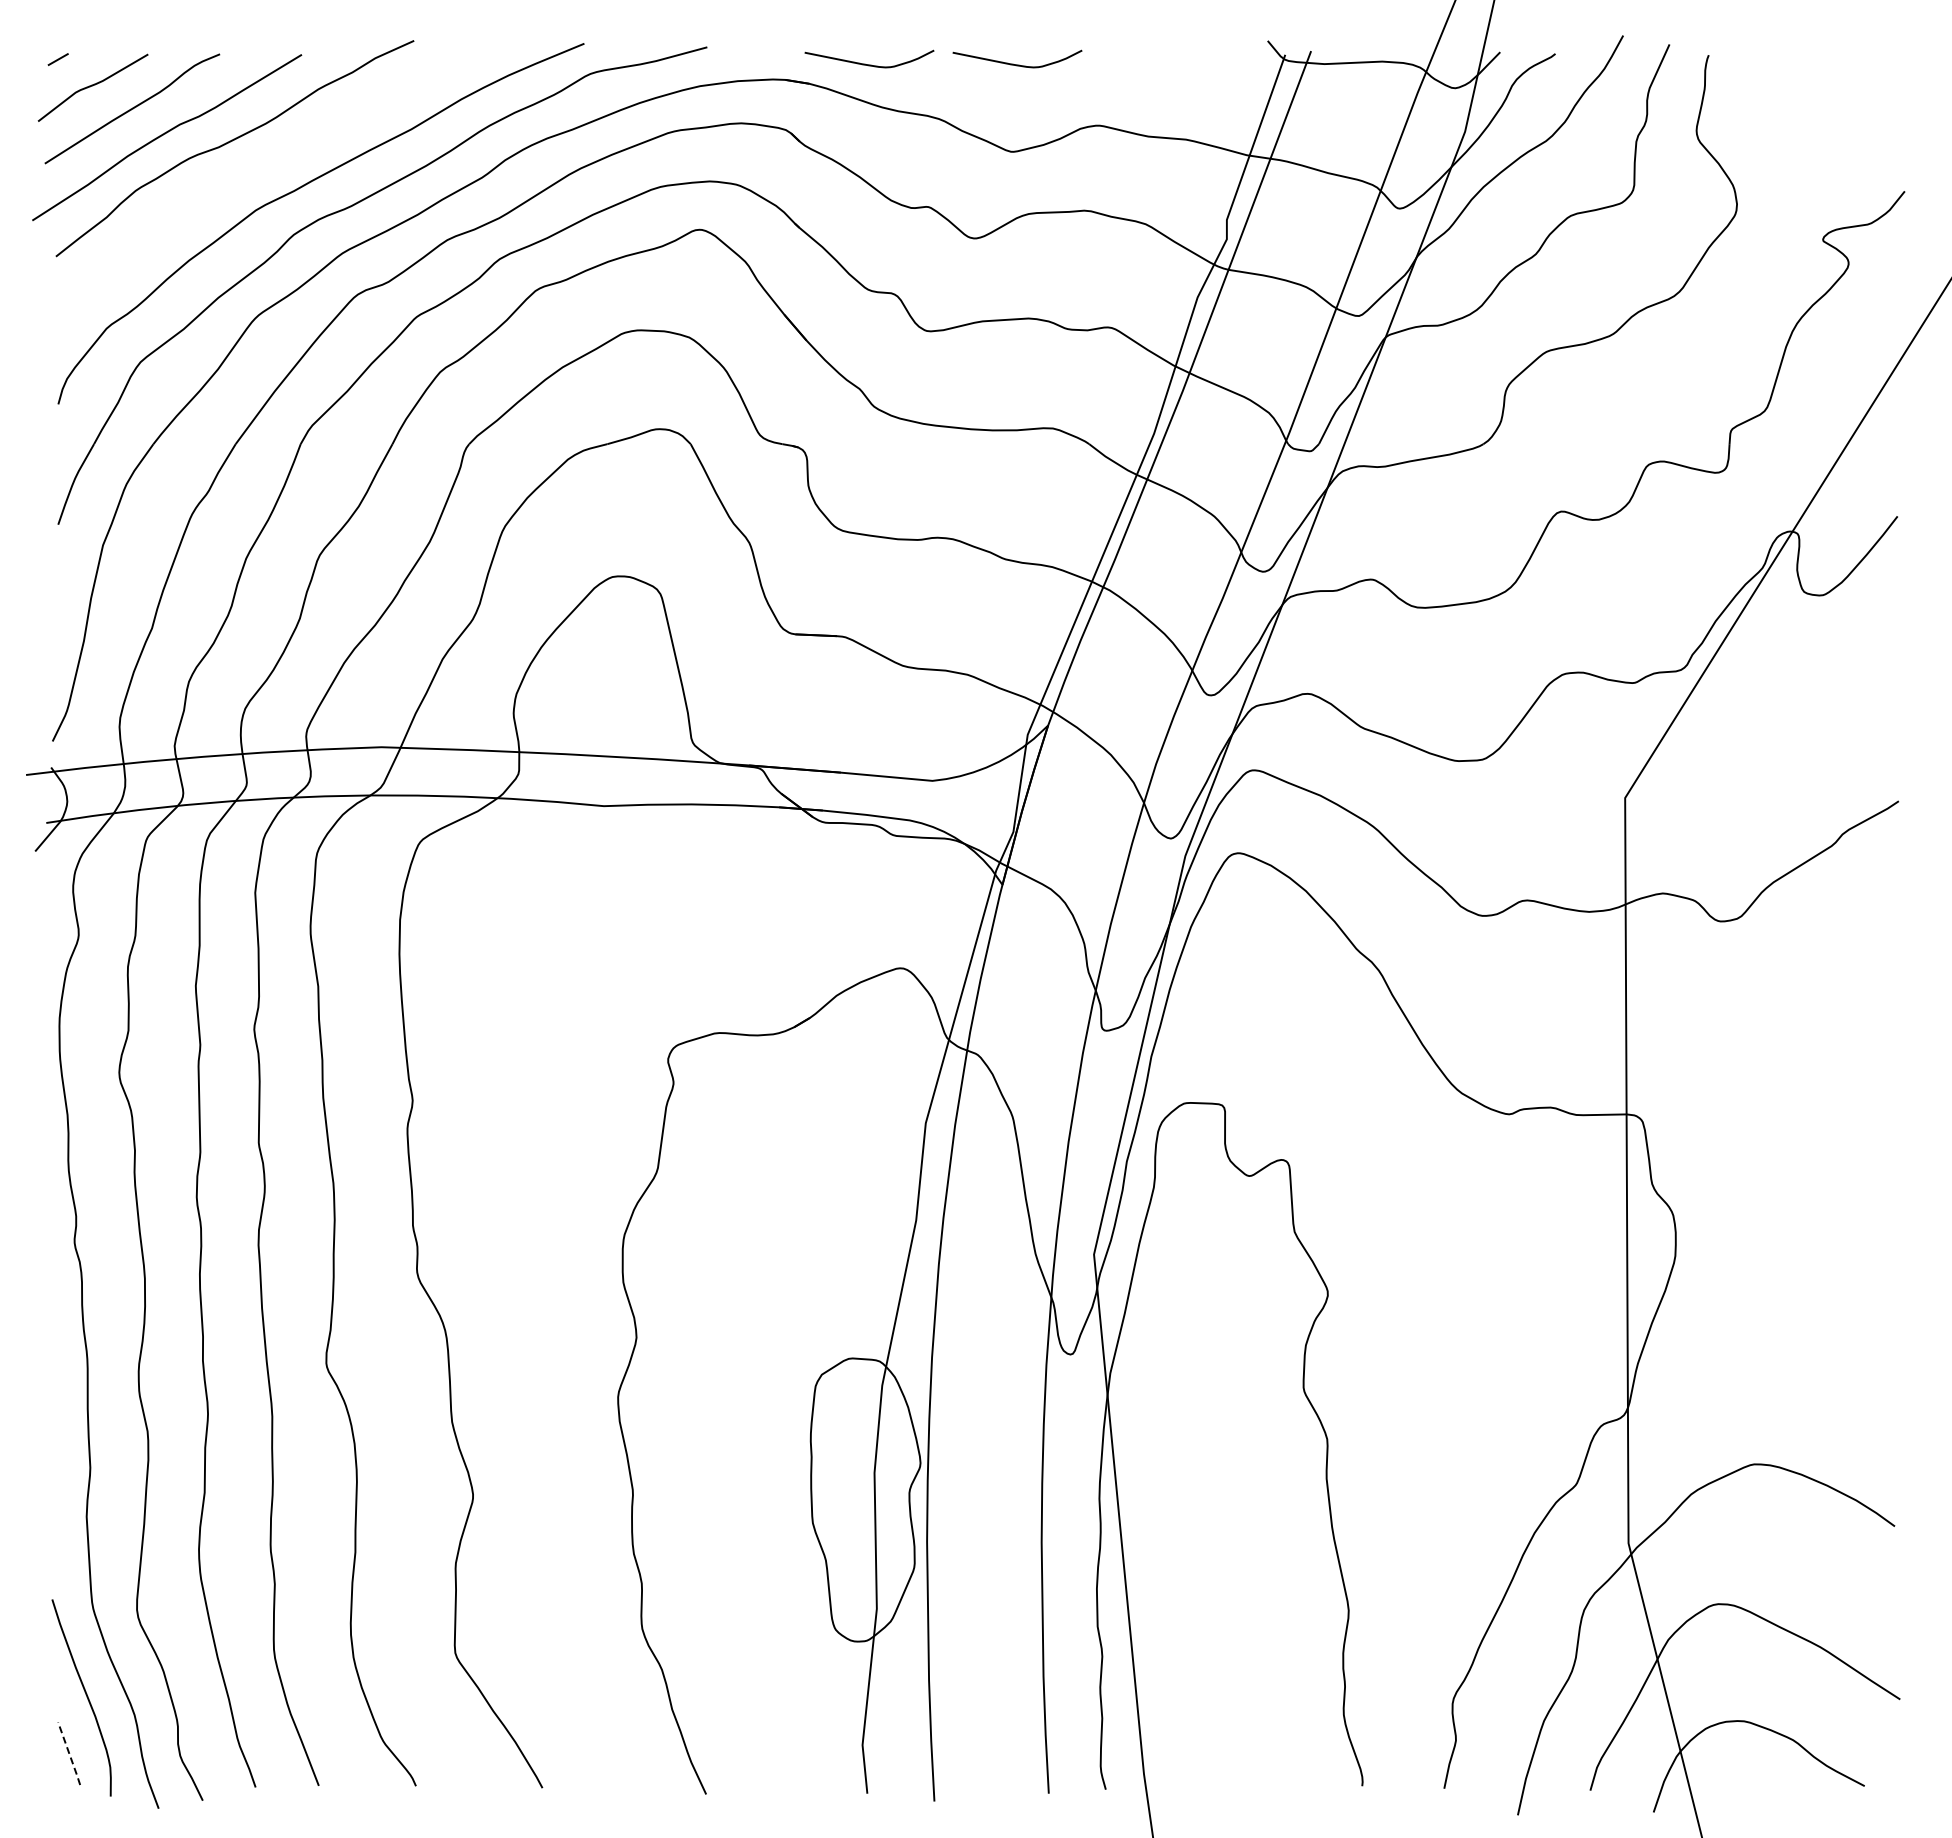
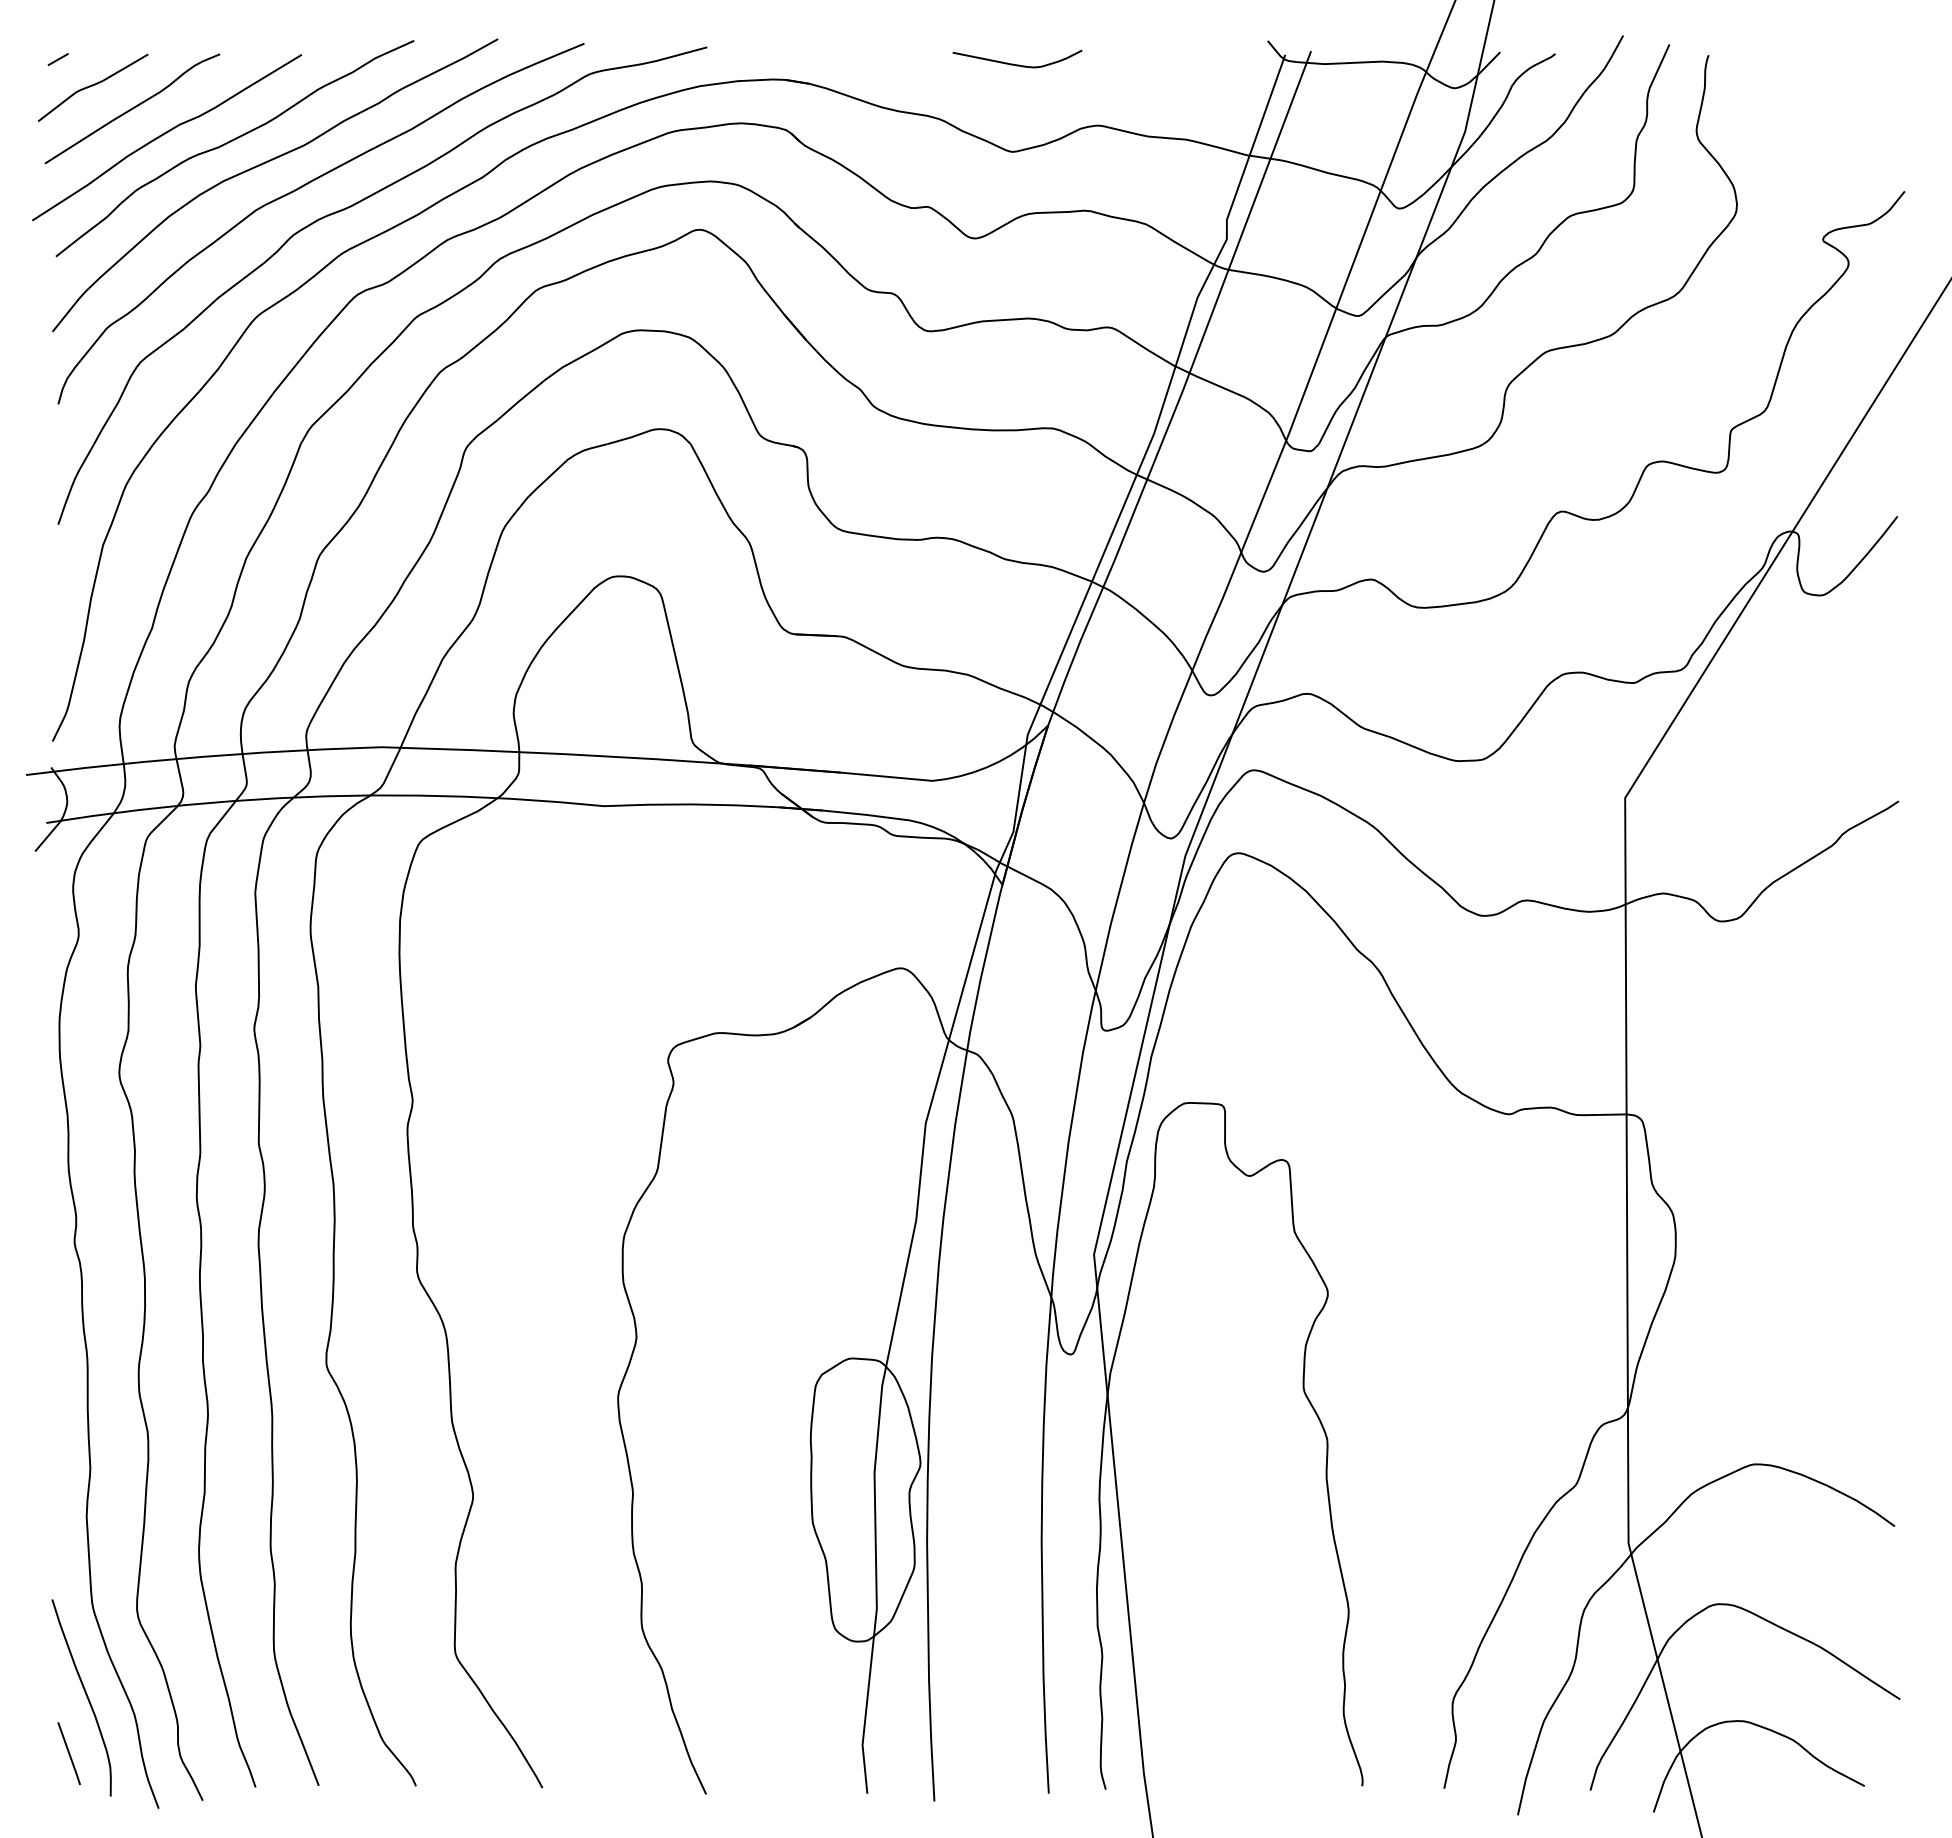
curve: present -> none (869, 64)
curve: none -> present (266, 163)
line: dashed -> solid (69, 1754)
